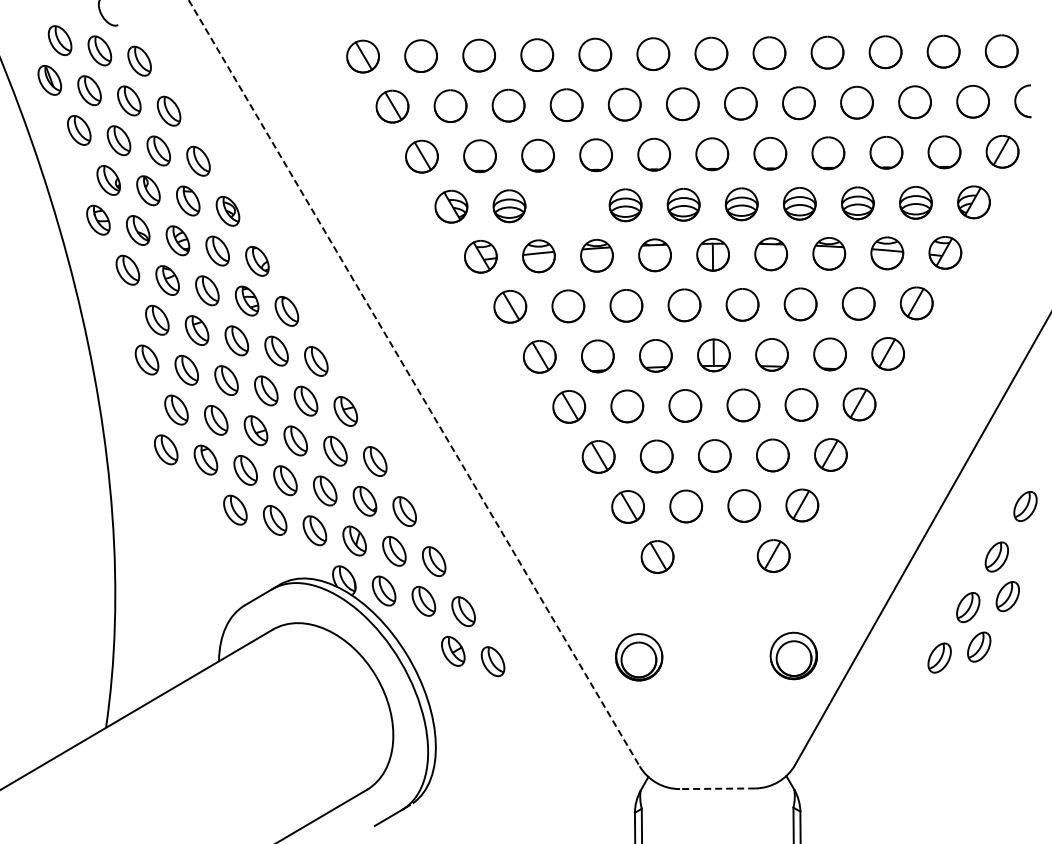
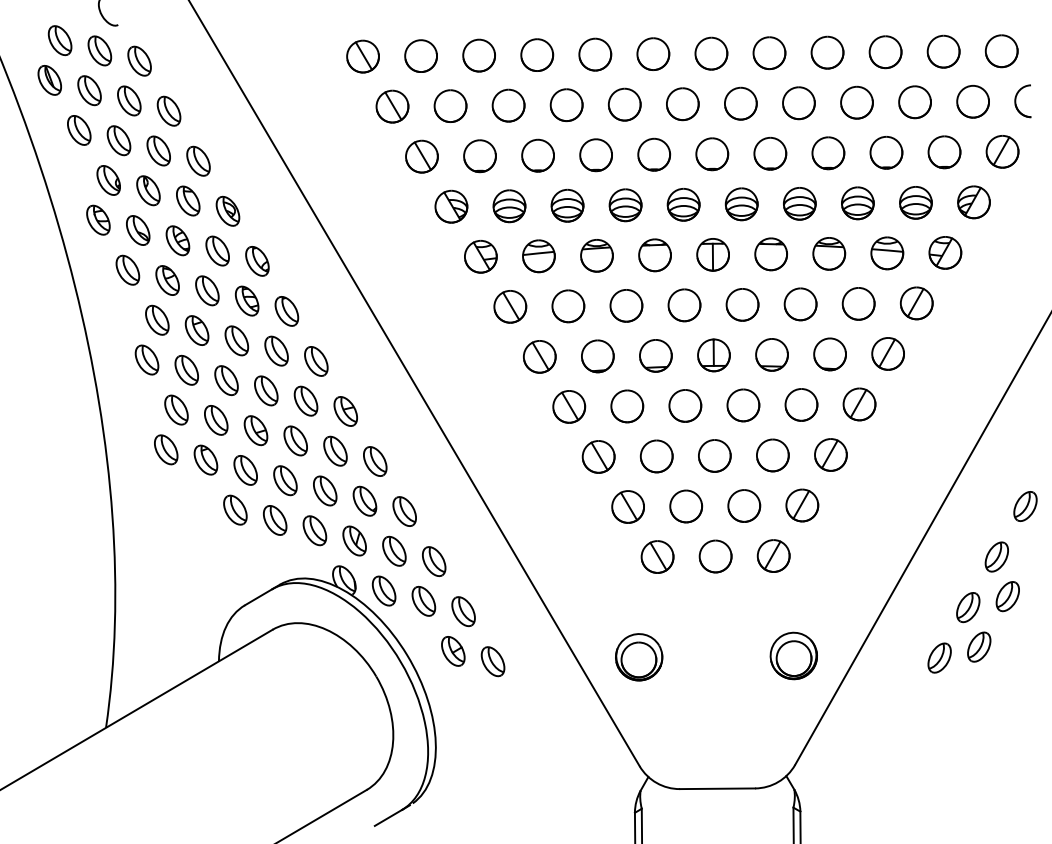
part: none -> present (567, 205)
line: dashed -> solid (414, 383)
part: none -> present (715, 556)
line: dashed -> solid (717, 788)
